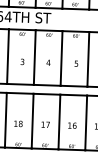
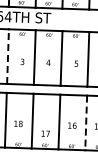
line: solid -> dashed (8, 56)
line: solid -> dashed (86, 123)
text position: (45, 124) -> (45, 133) (45, 133)
